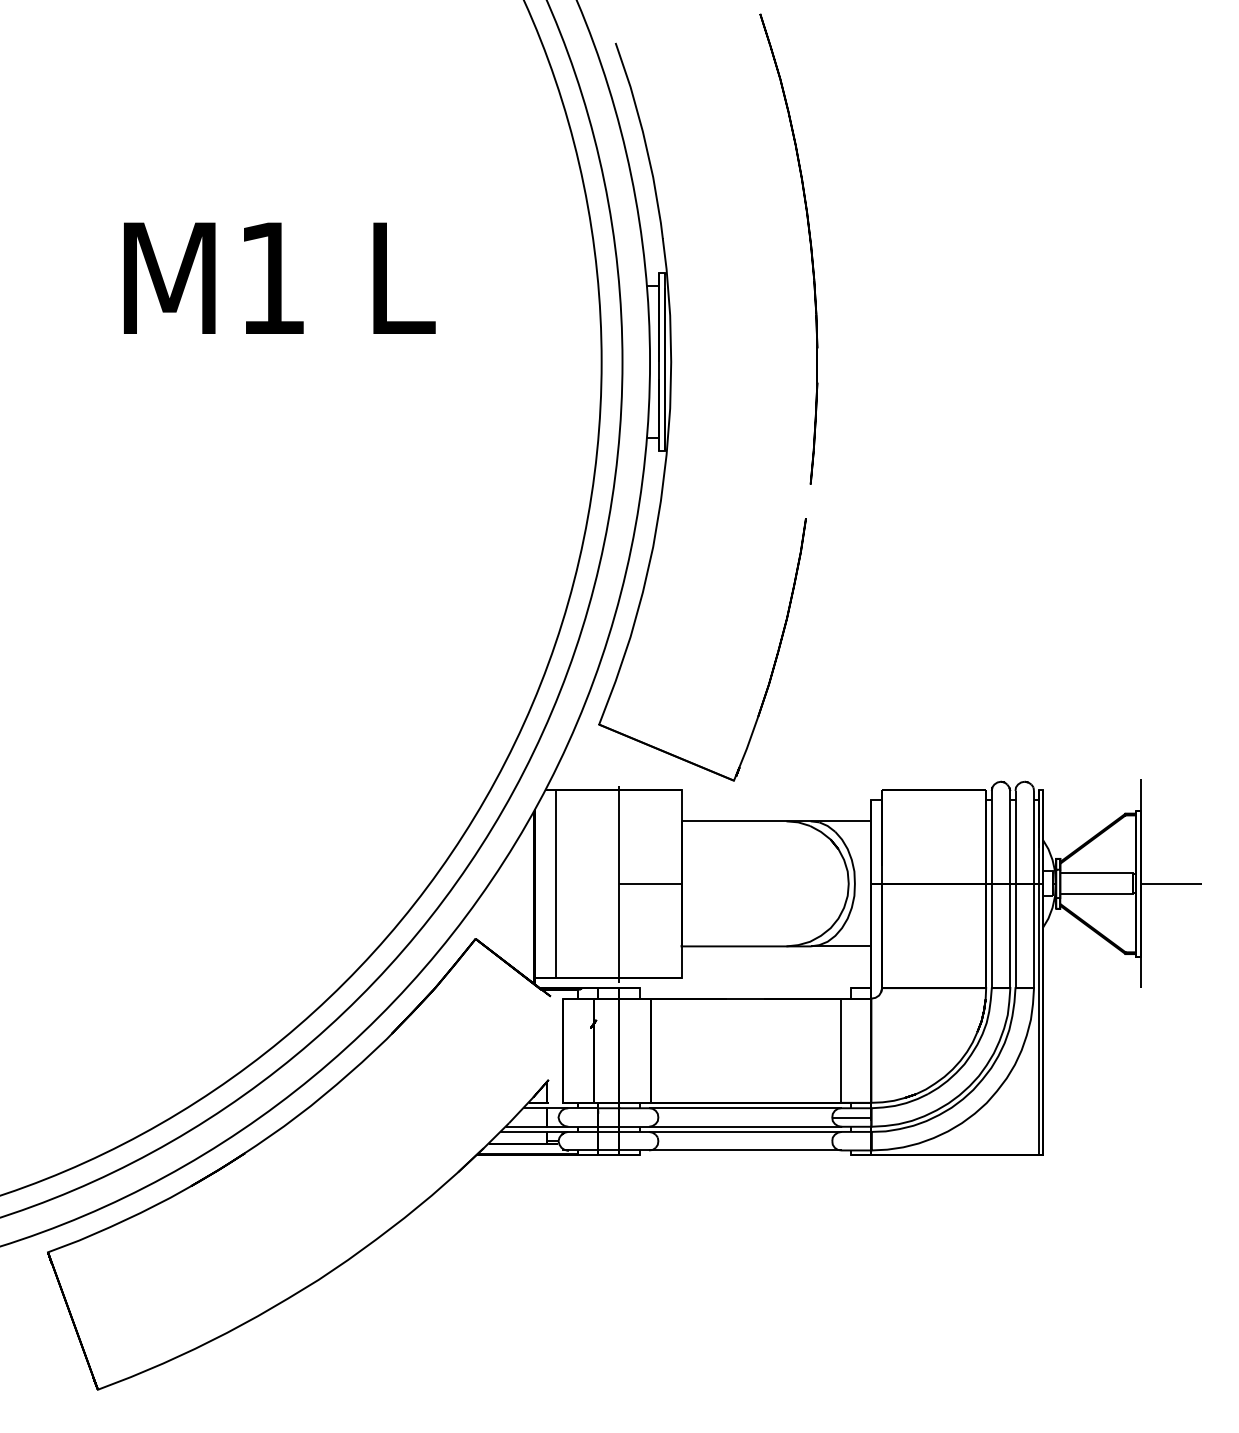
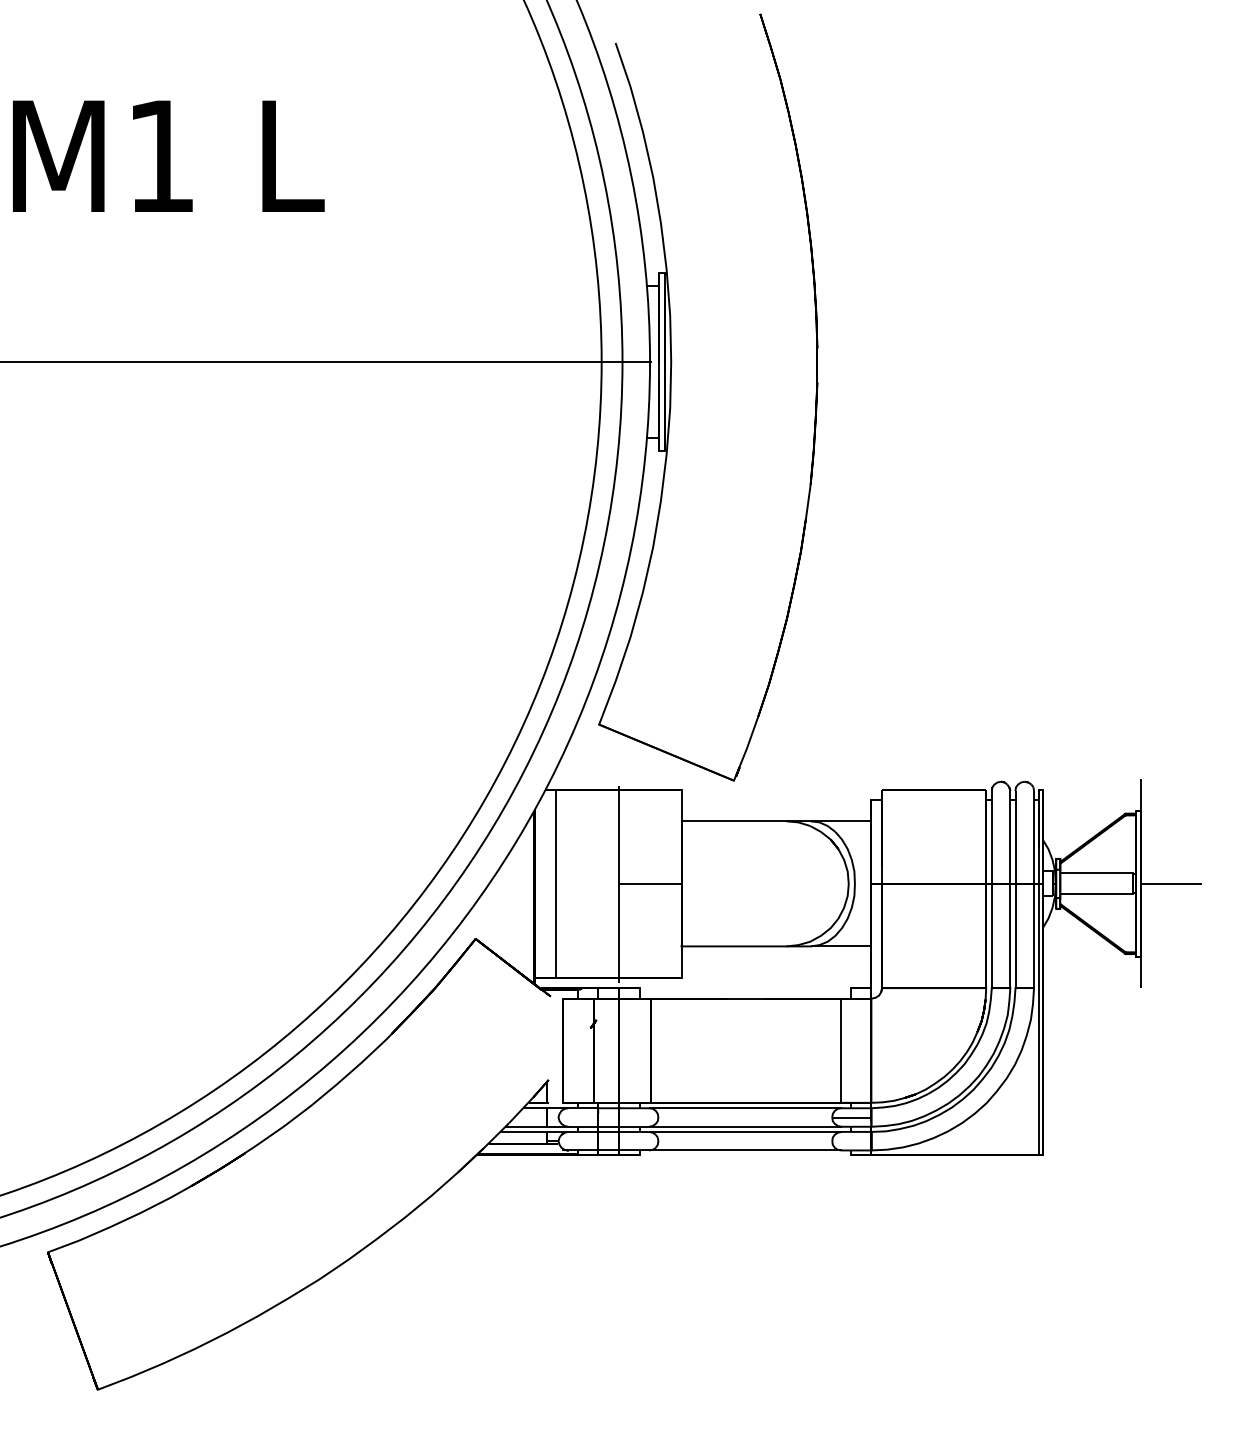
text position: (279, 277) -> (168, 155) (168, 155)
line: none -> present (326, 362)
line: none -> present (808, 501)
